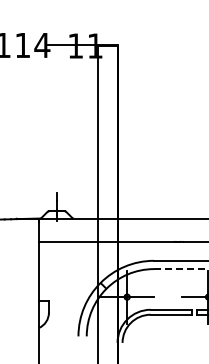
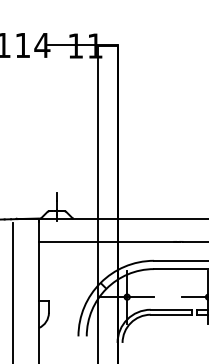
line: dashed -> solid (181, 269)
line: none -> present (13, 291)
